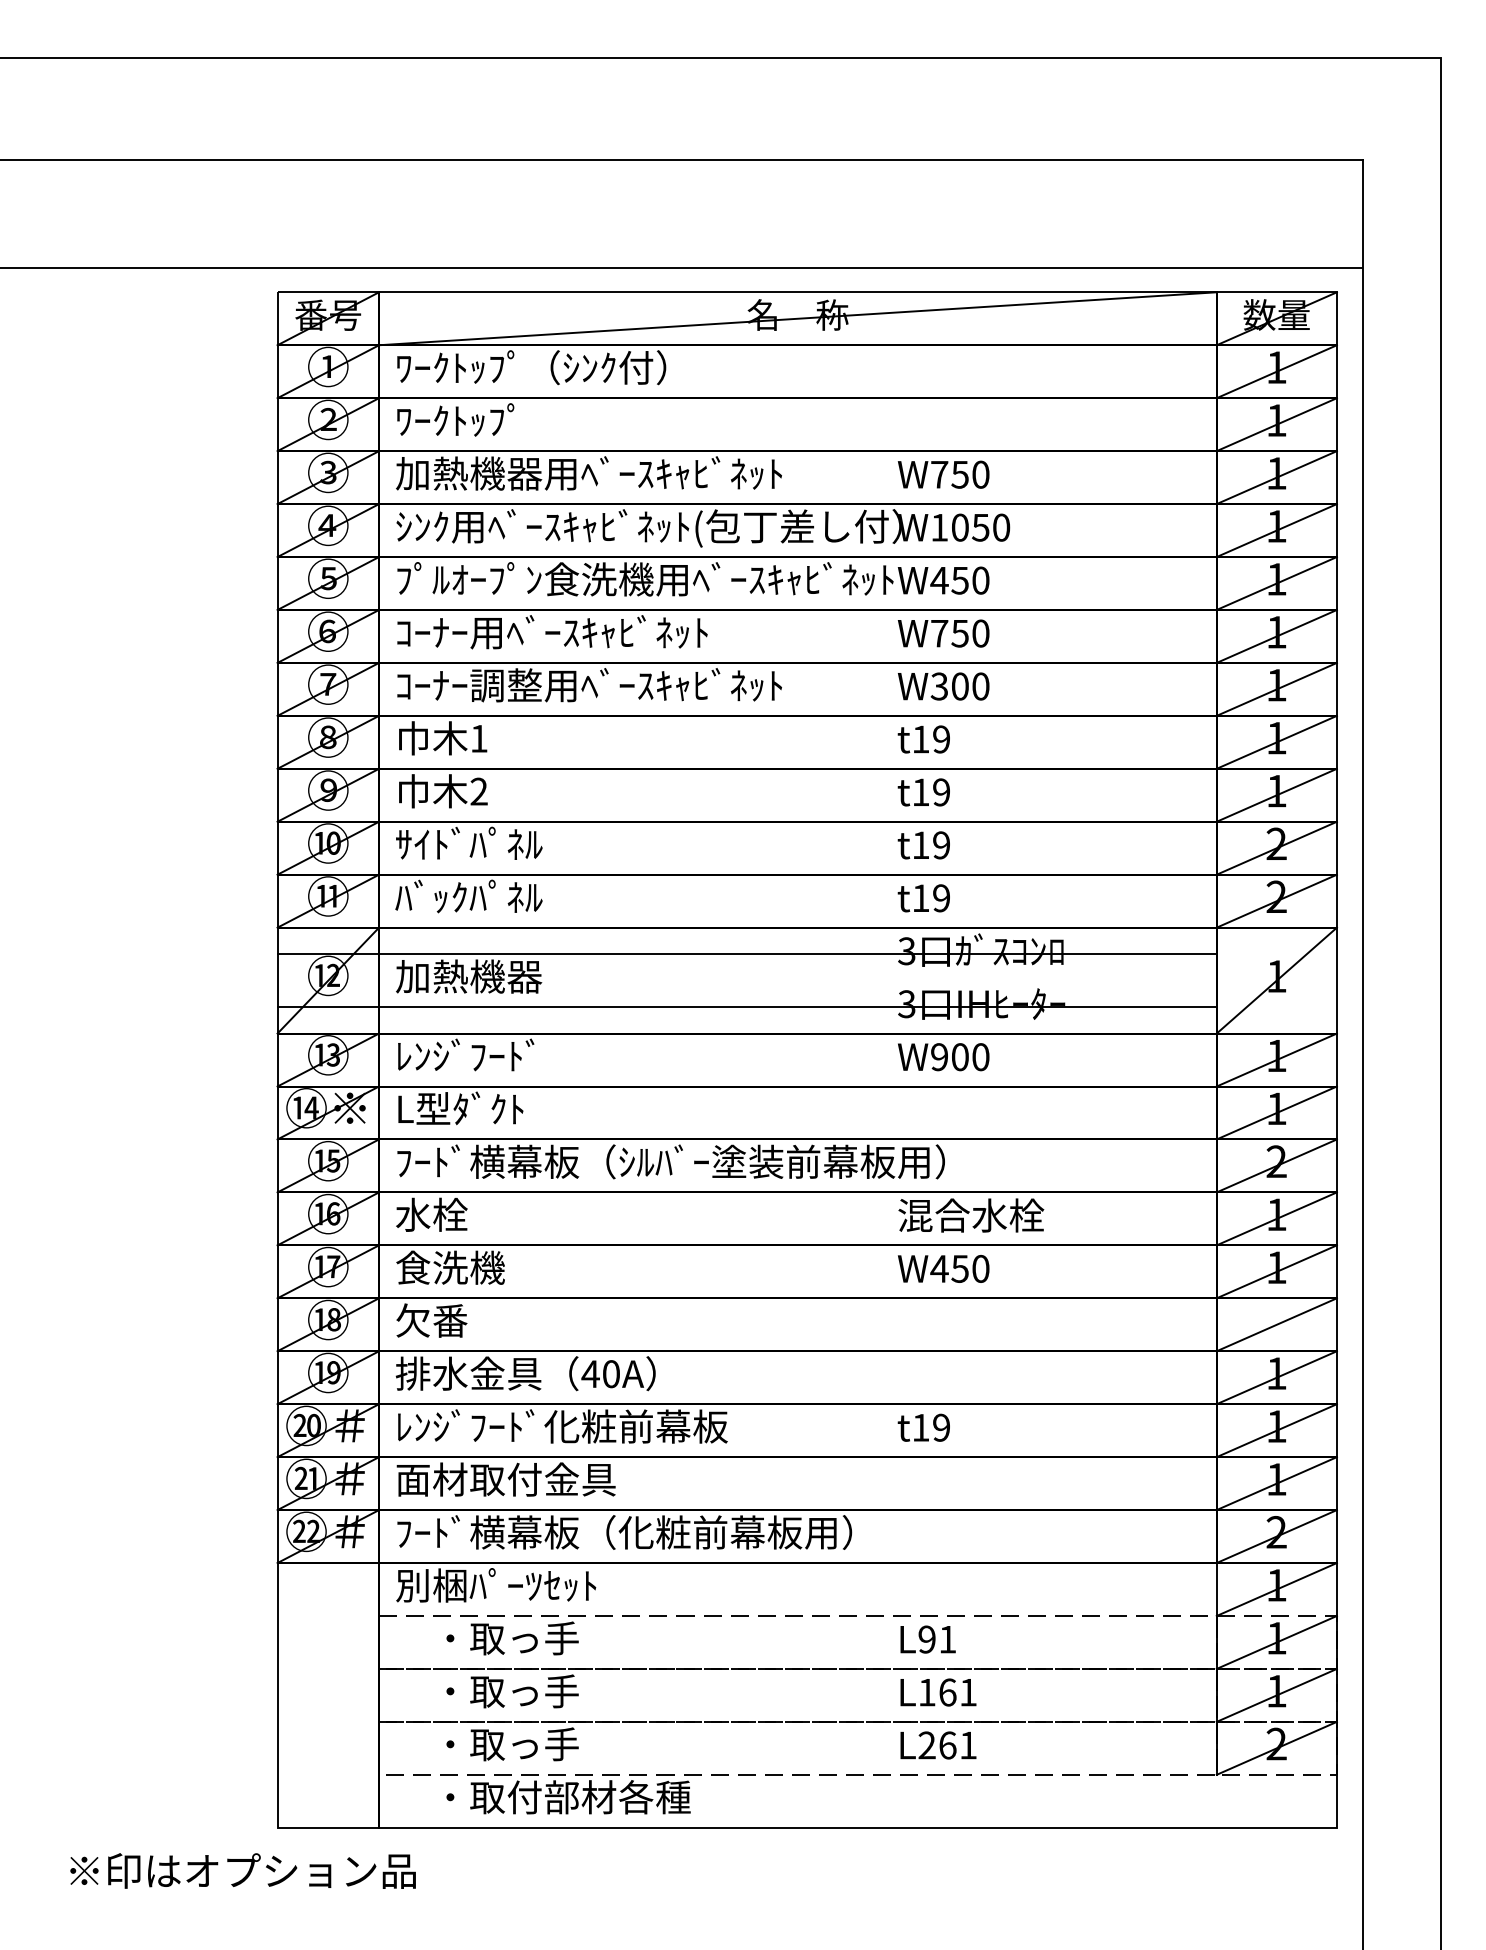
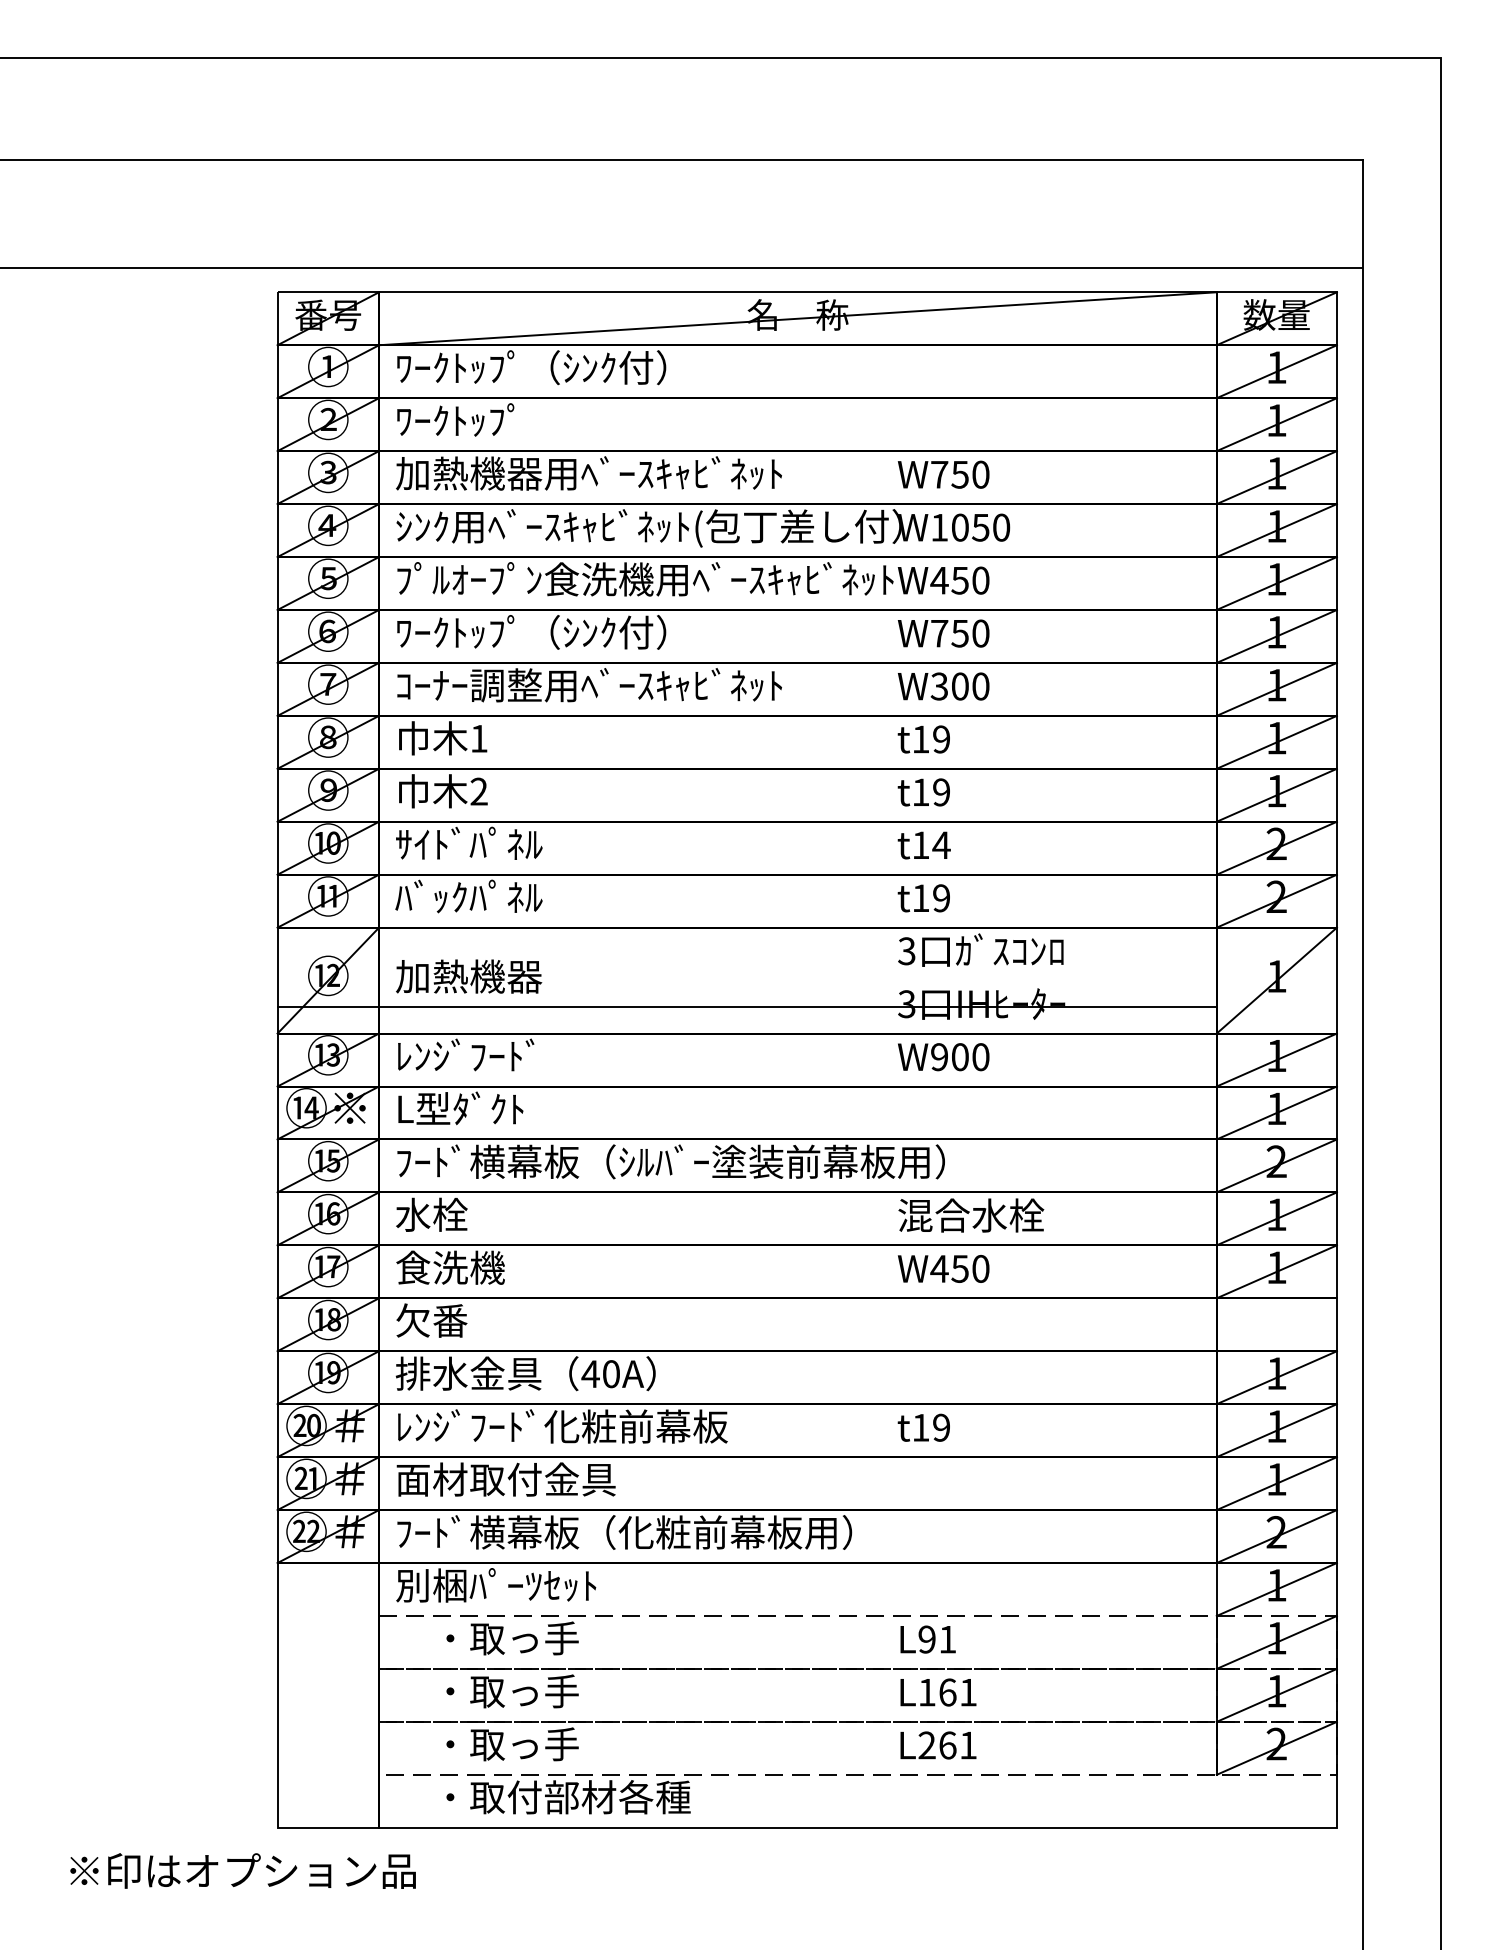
text: ｺｰﾅｰ用ﾍﾞｰｽｷｬﾋﾞﾈｯﾄ -> ﾜｰｸﾄｯﾌﾟ（ｼﾝｸ付） (552, 631)
text: t19 -> t14 (941, 845)
line: present -> none (746, 954)
line: present -> none (1276, 1324)
